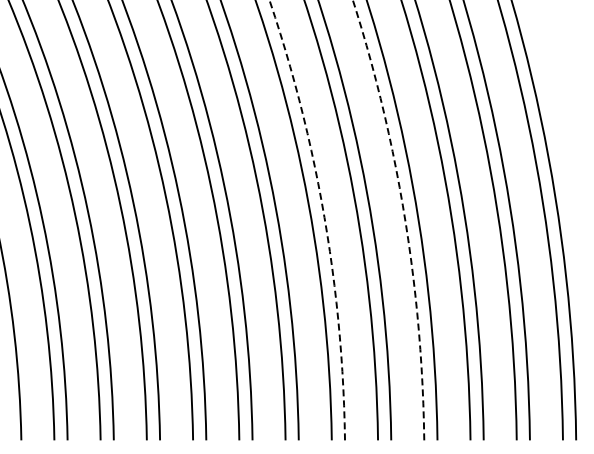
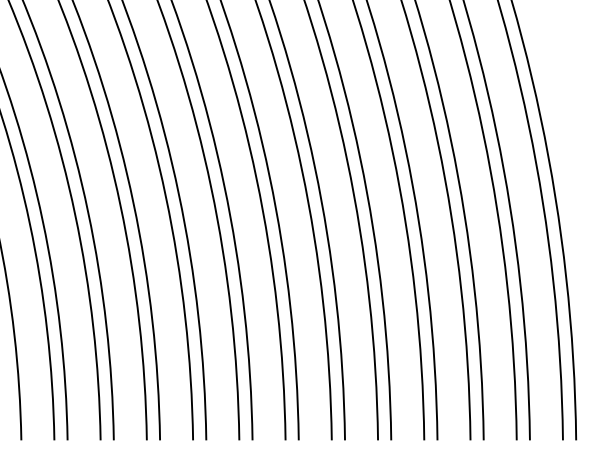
arc: dashed -> solid (324, 216)
arc: dashed -> solid (404, 217)
